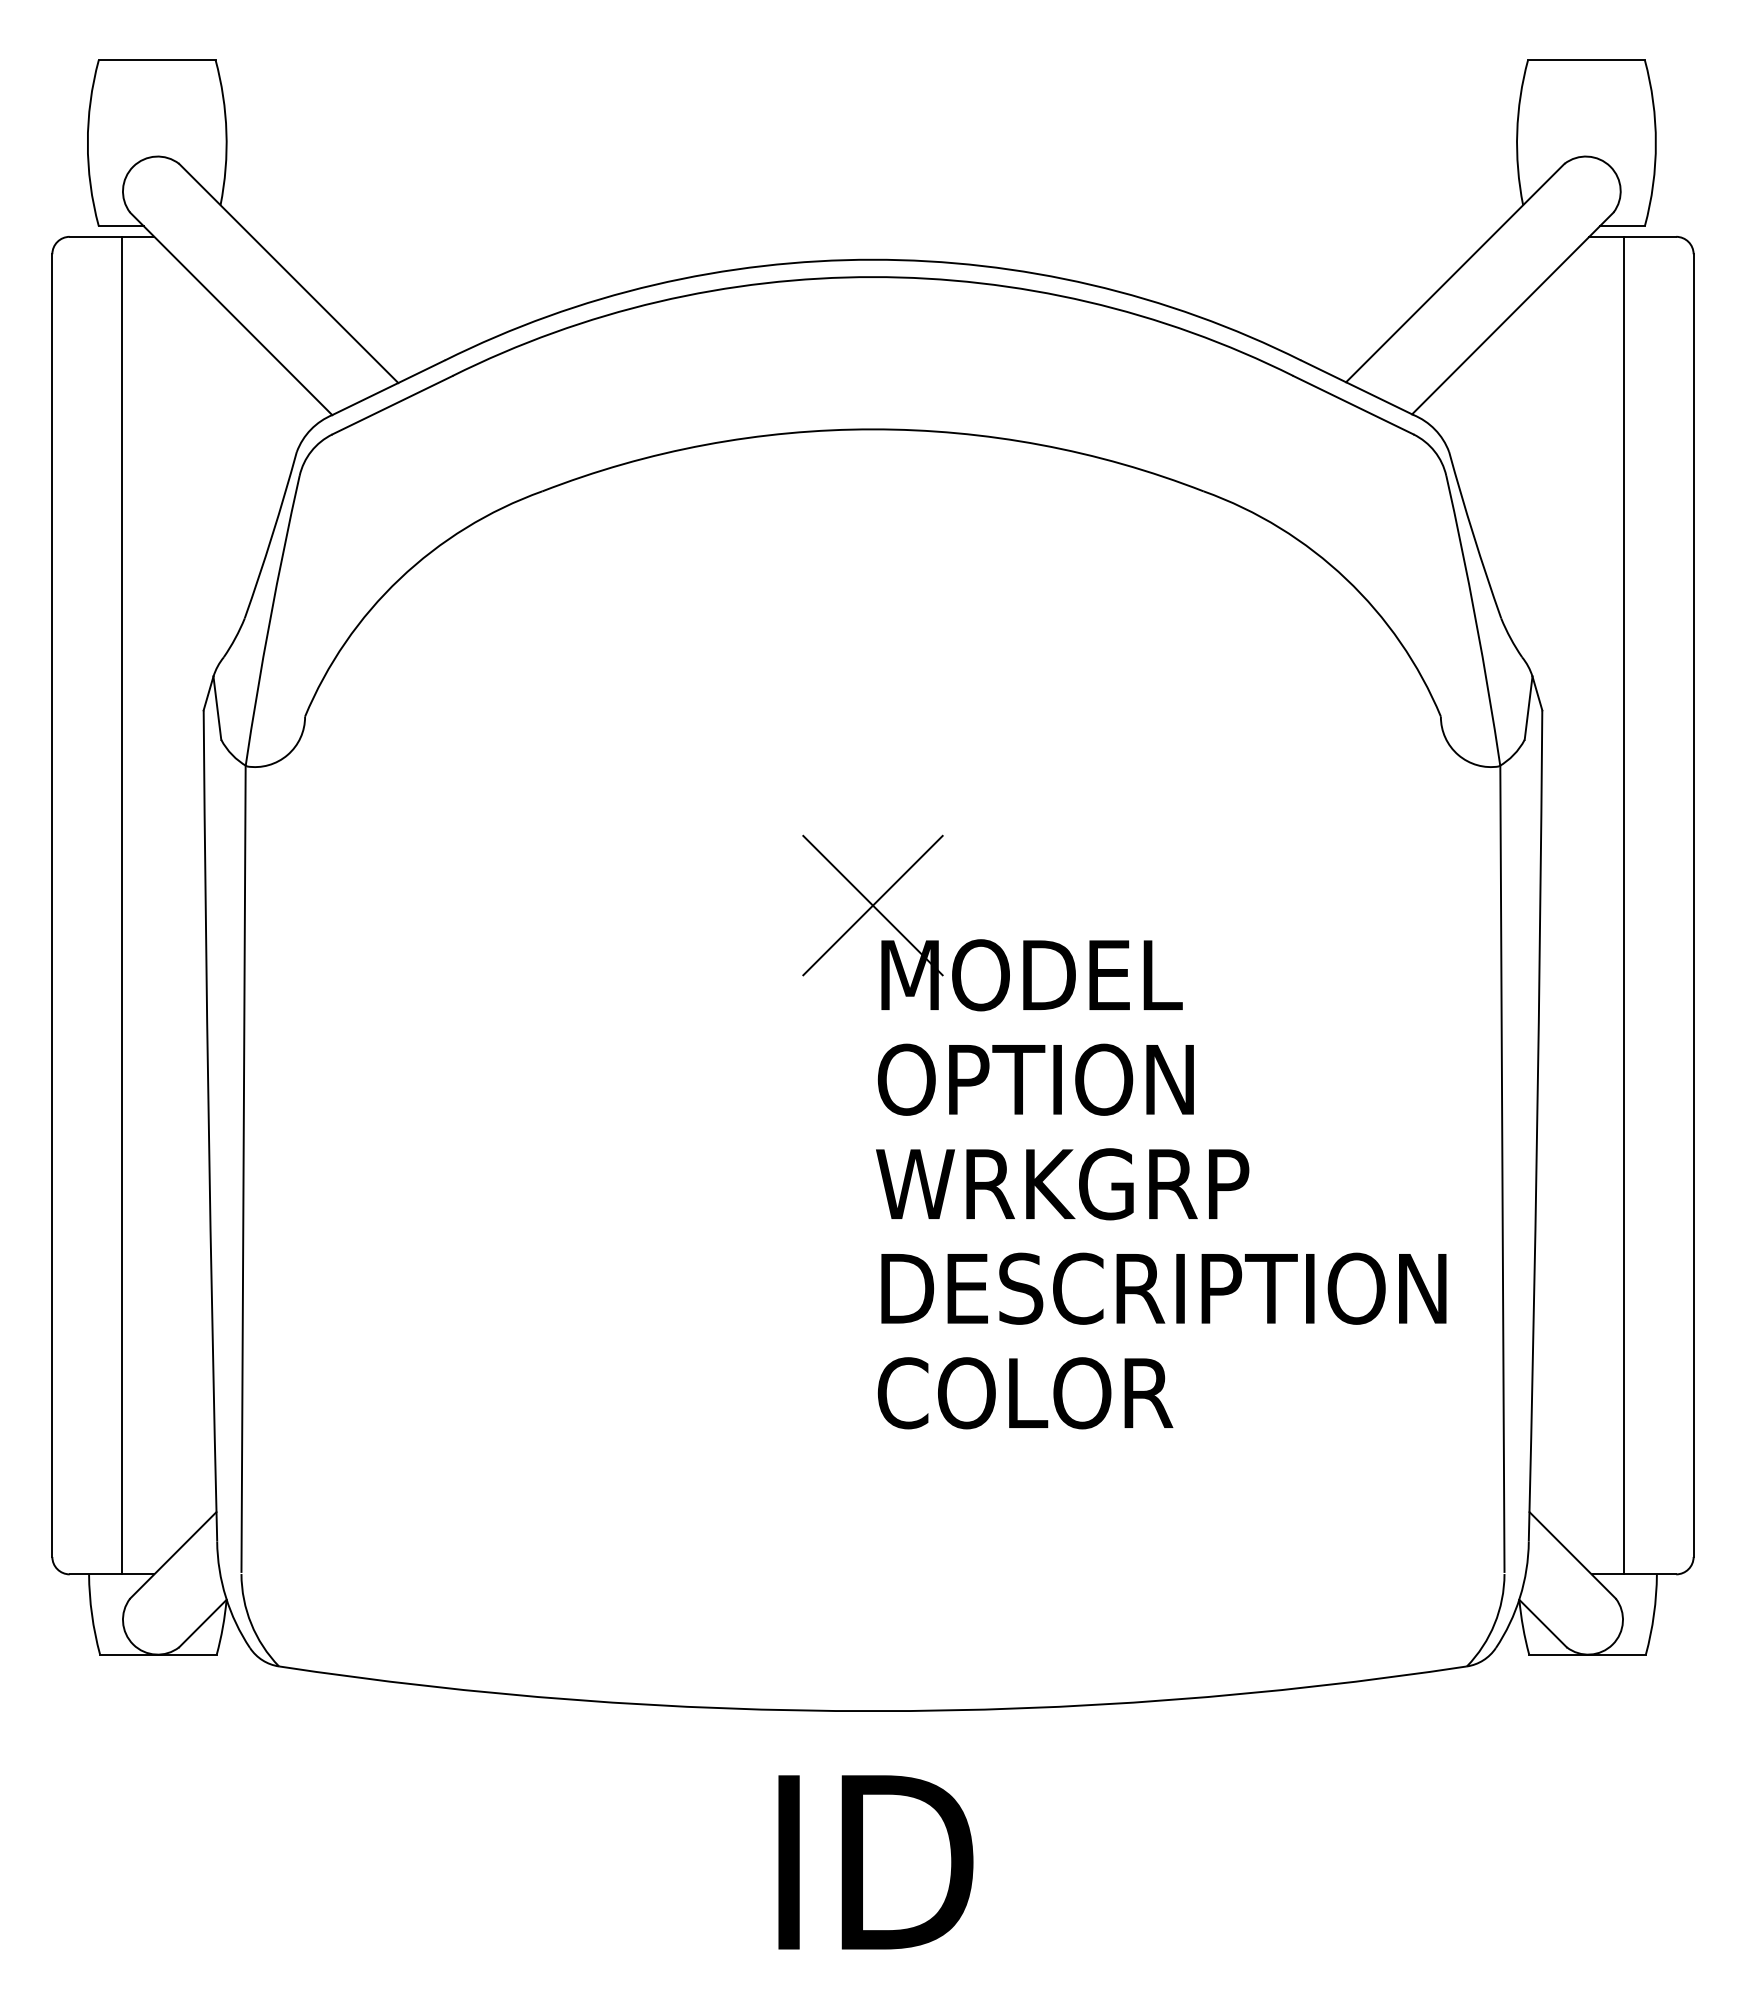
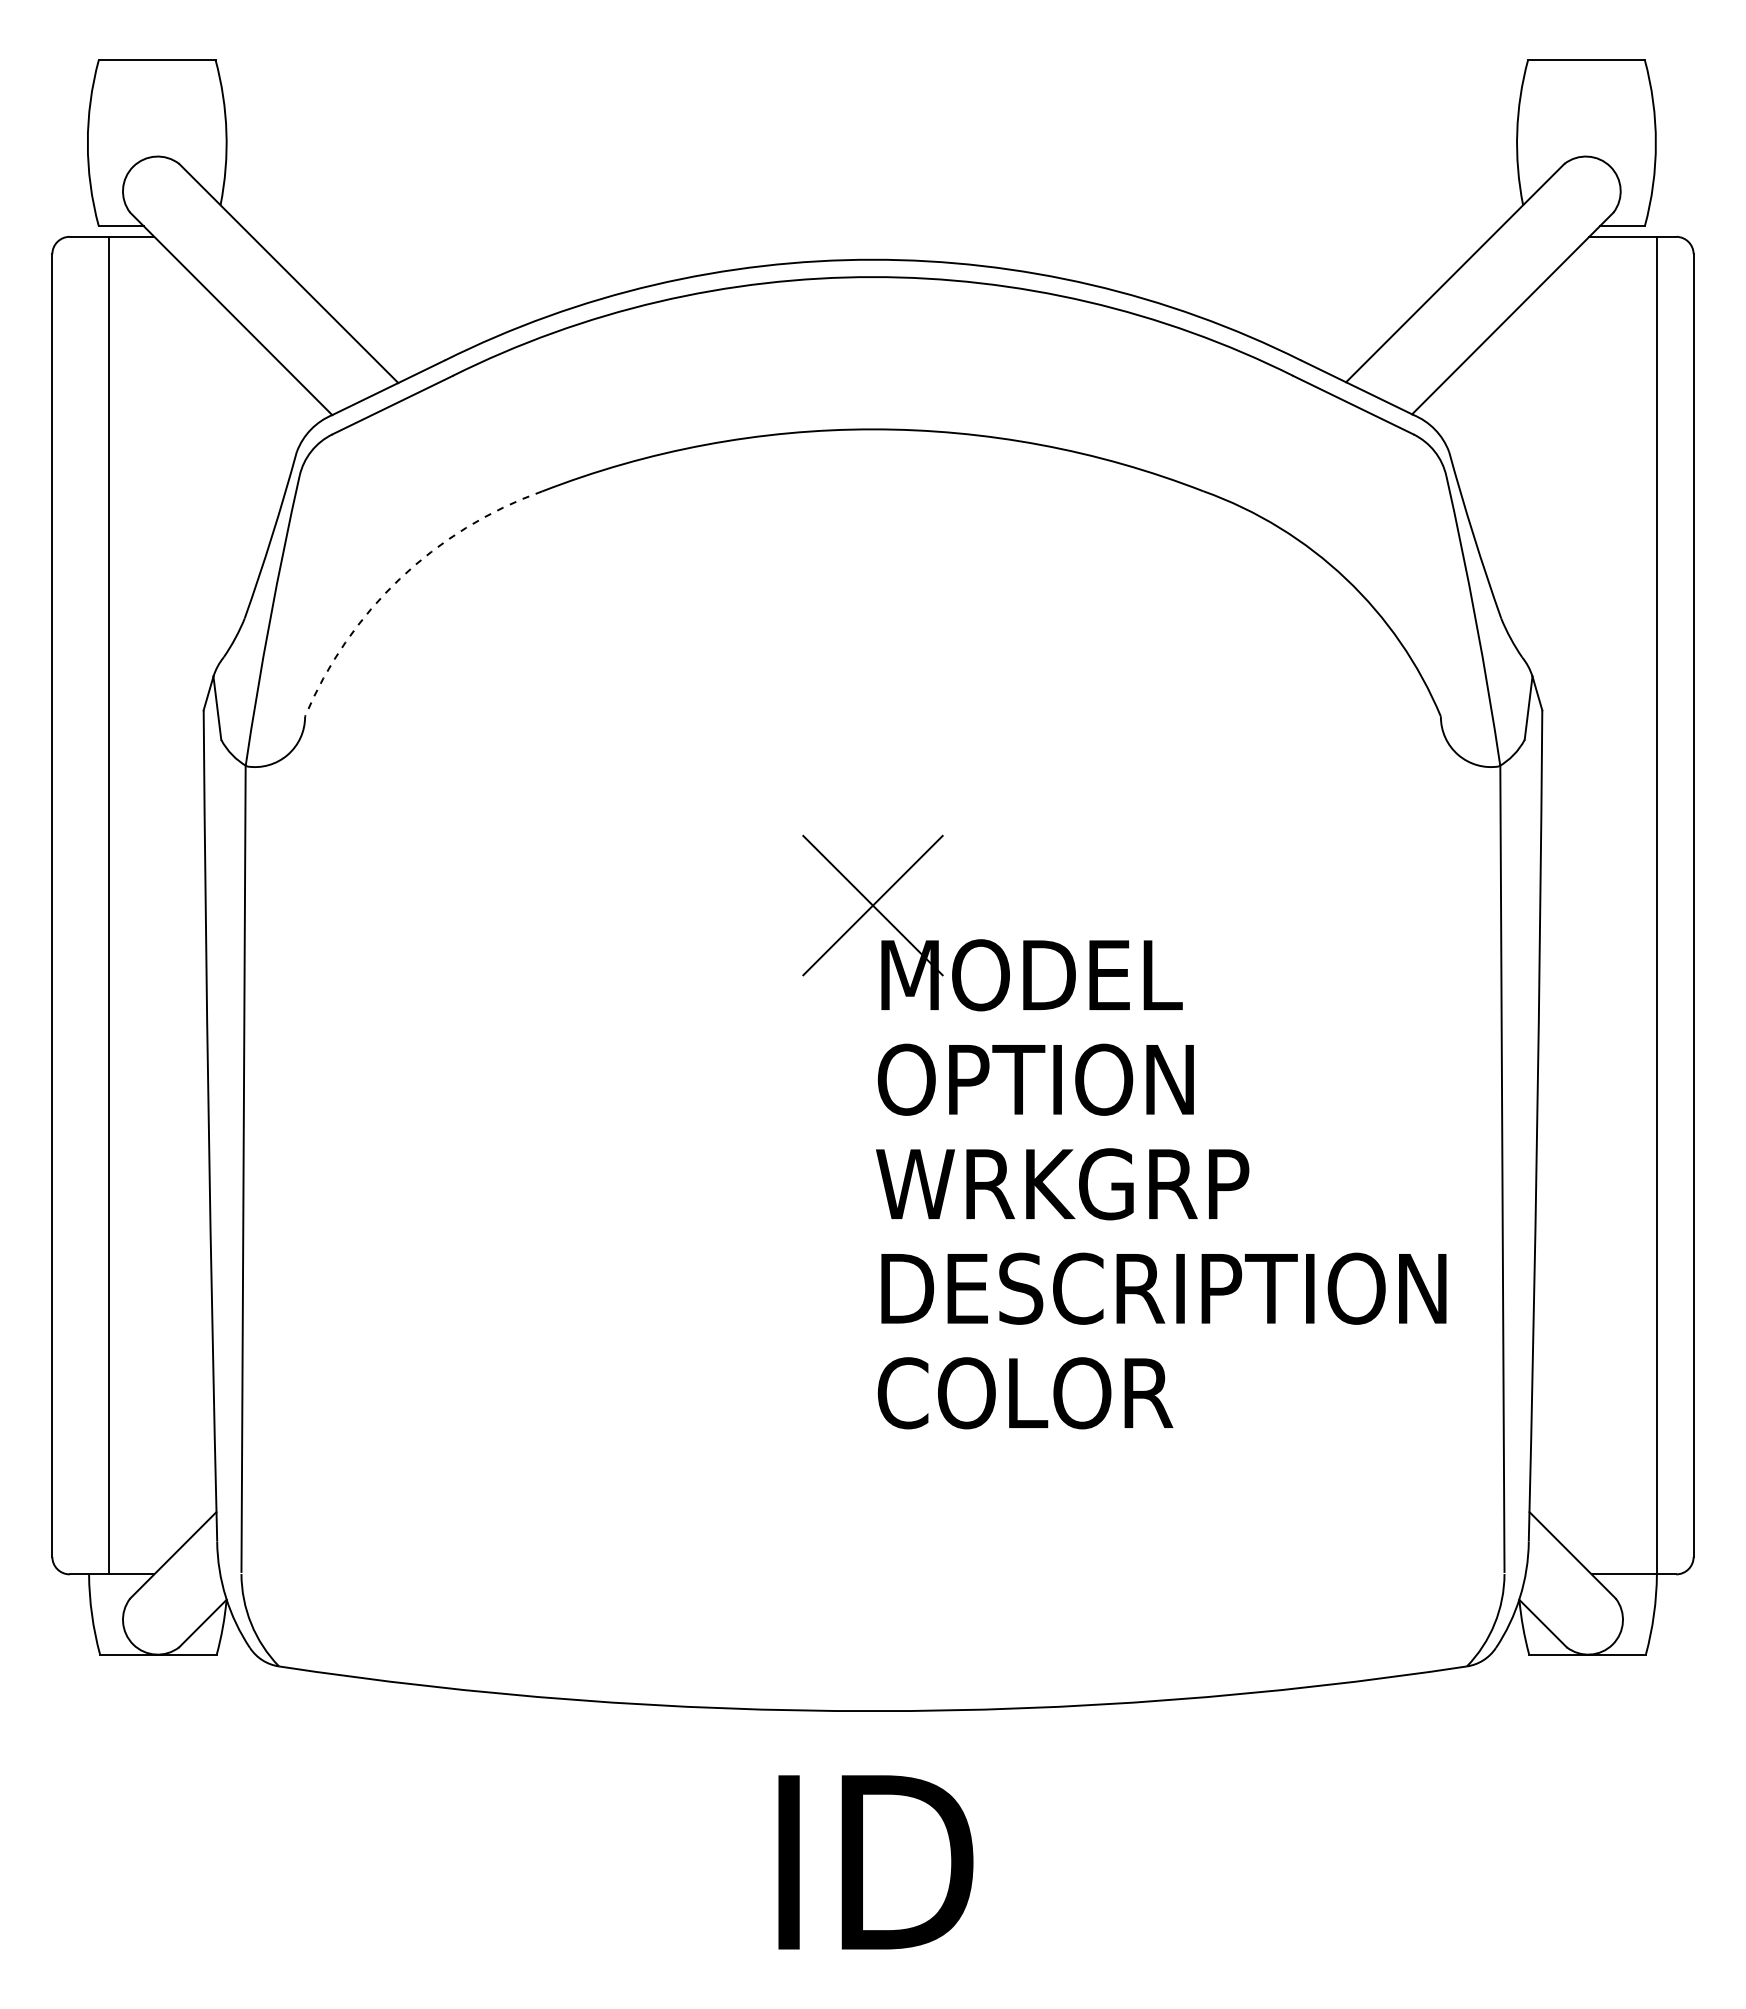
arc: solid -> dashed (399, 578)
line position: (122, 905) -> (109, 905) (109, 905)
line position: (1623, 905) -> (1656, 905) (1656, 905)
